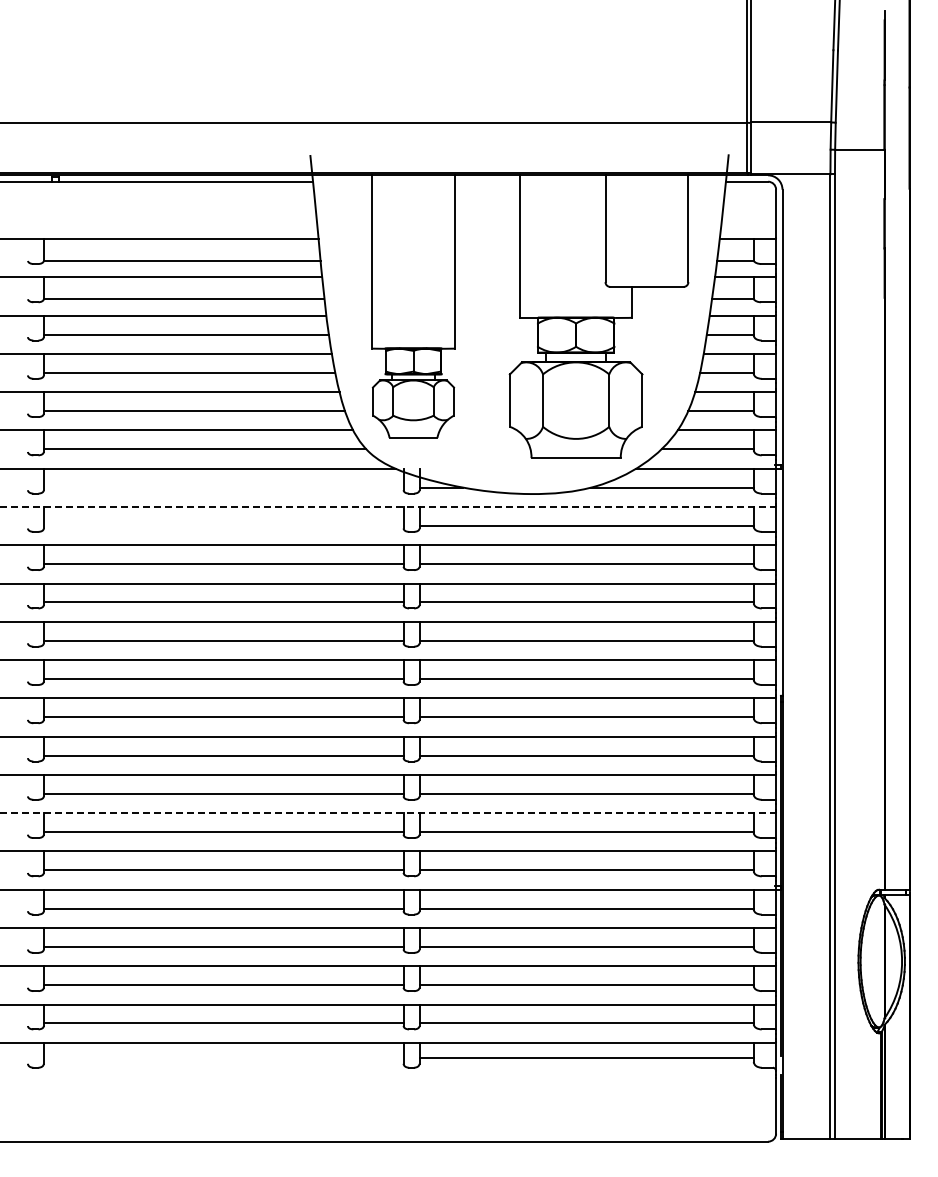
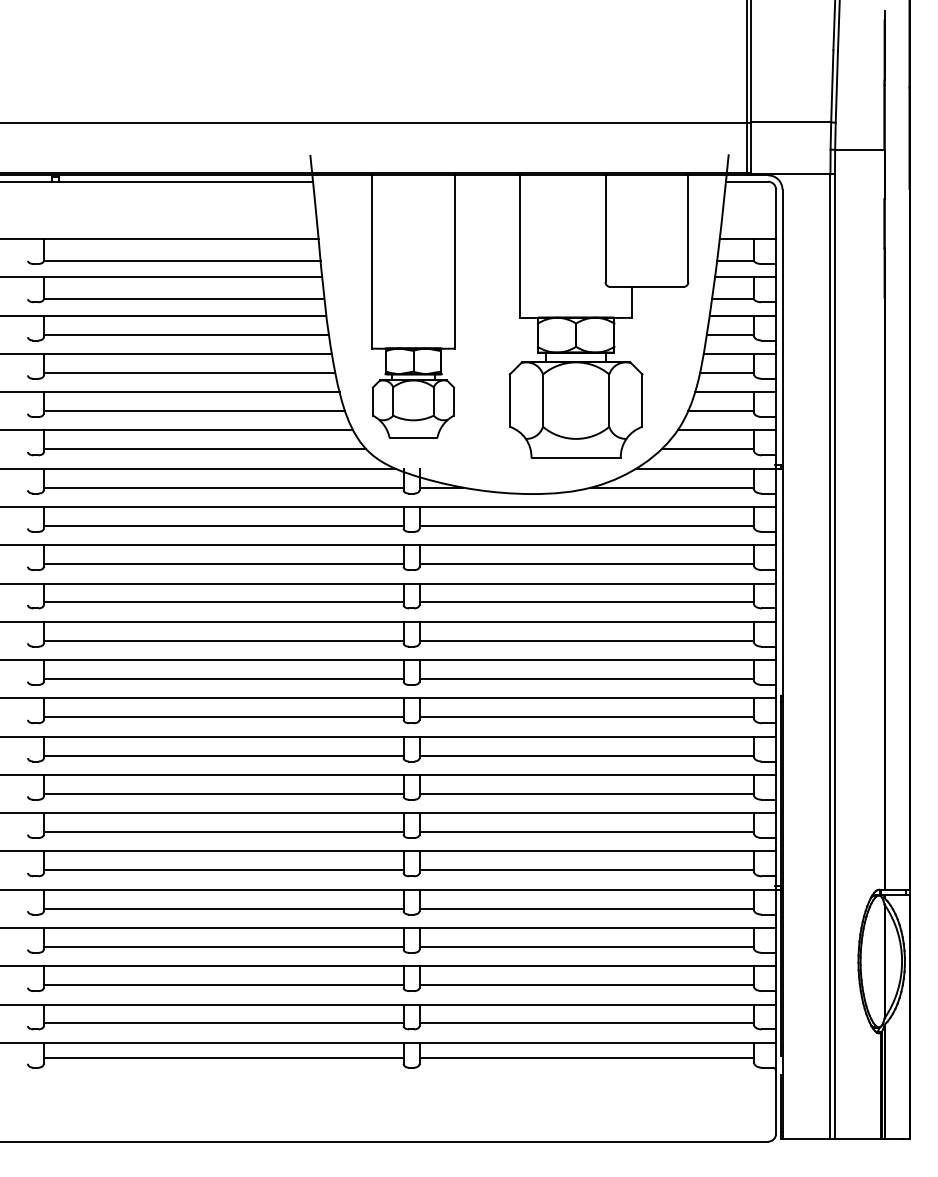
line: none -> present (223, 487)
line: dashed -> solid (388, 507)
line: none -> present (223, 525)
line: dashed -> solid (388, 813)
line: none -> present (223, 1058)
